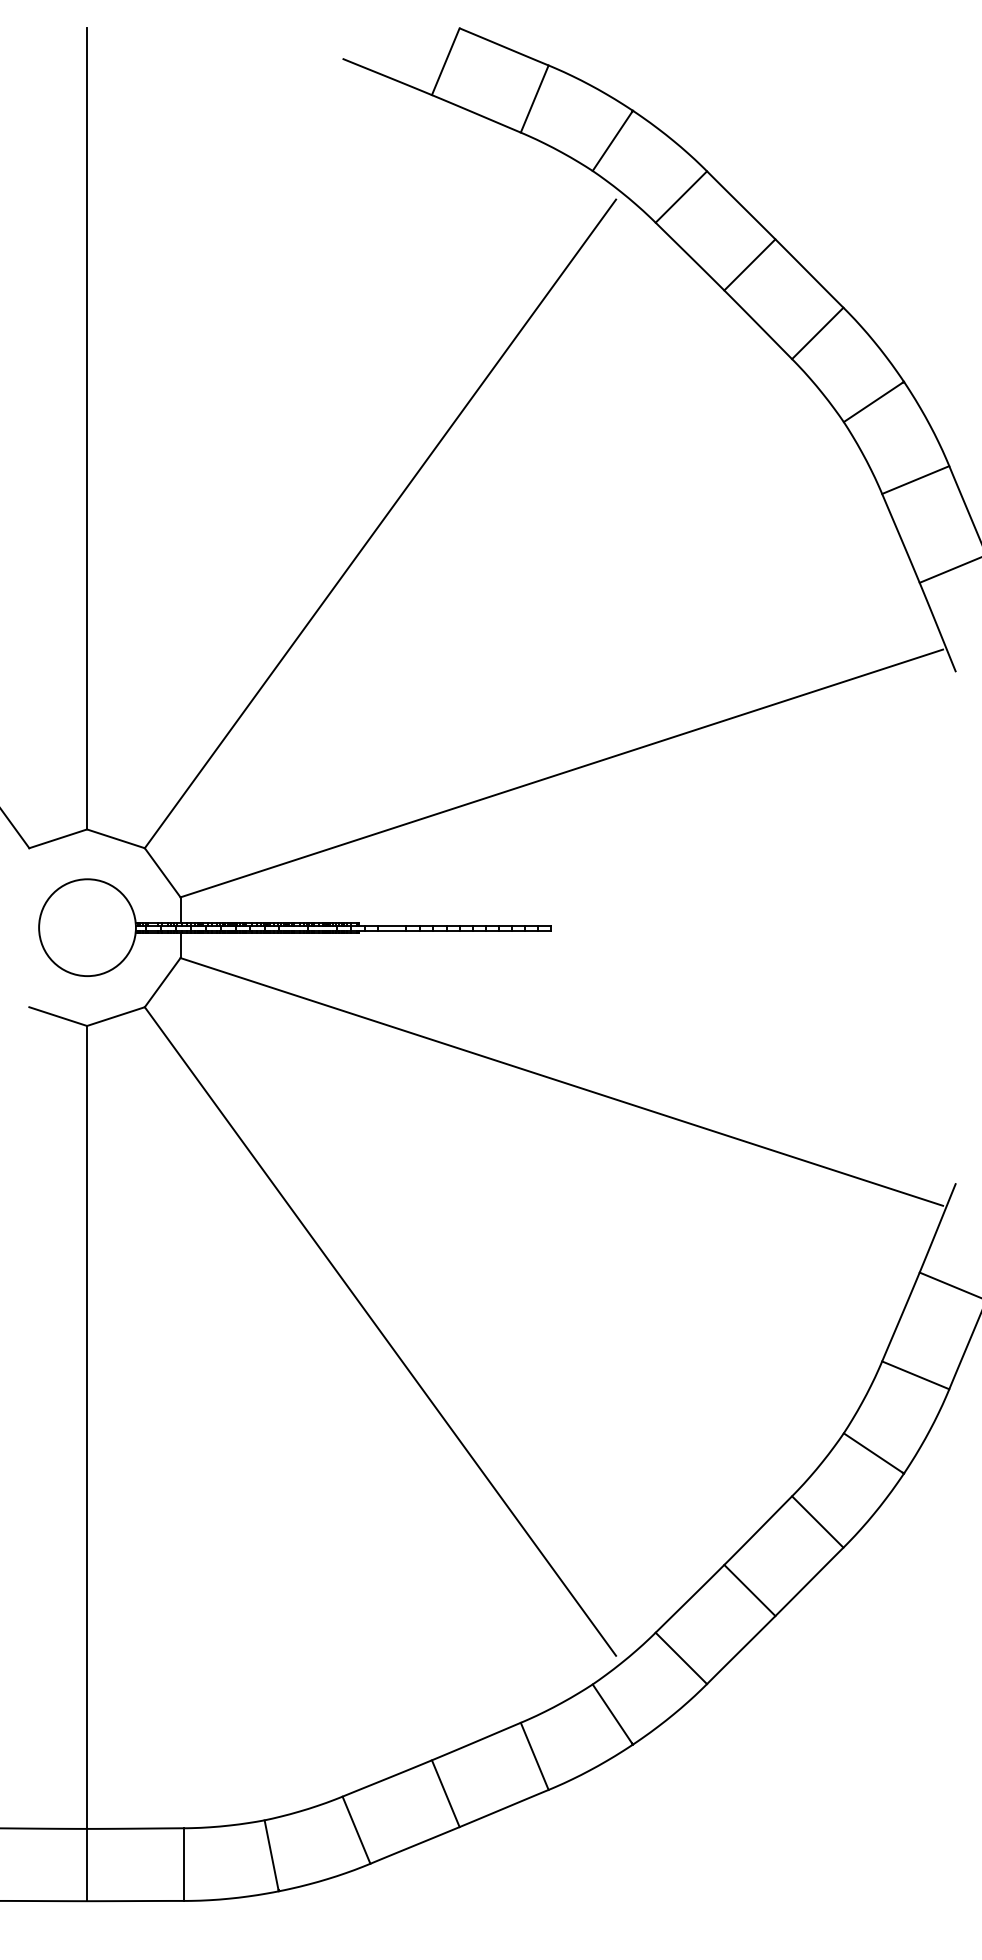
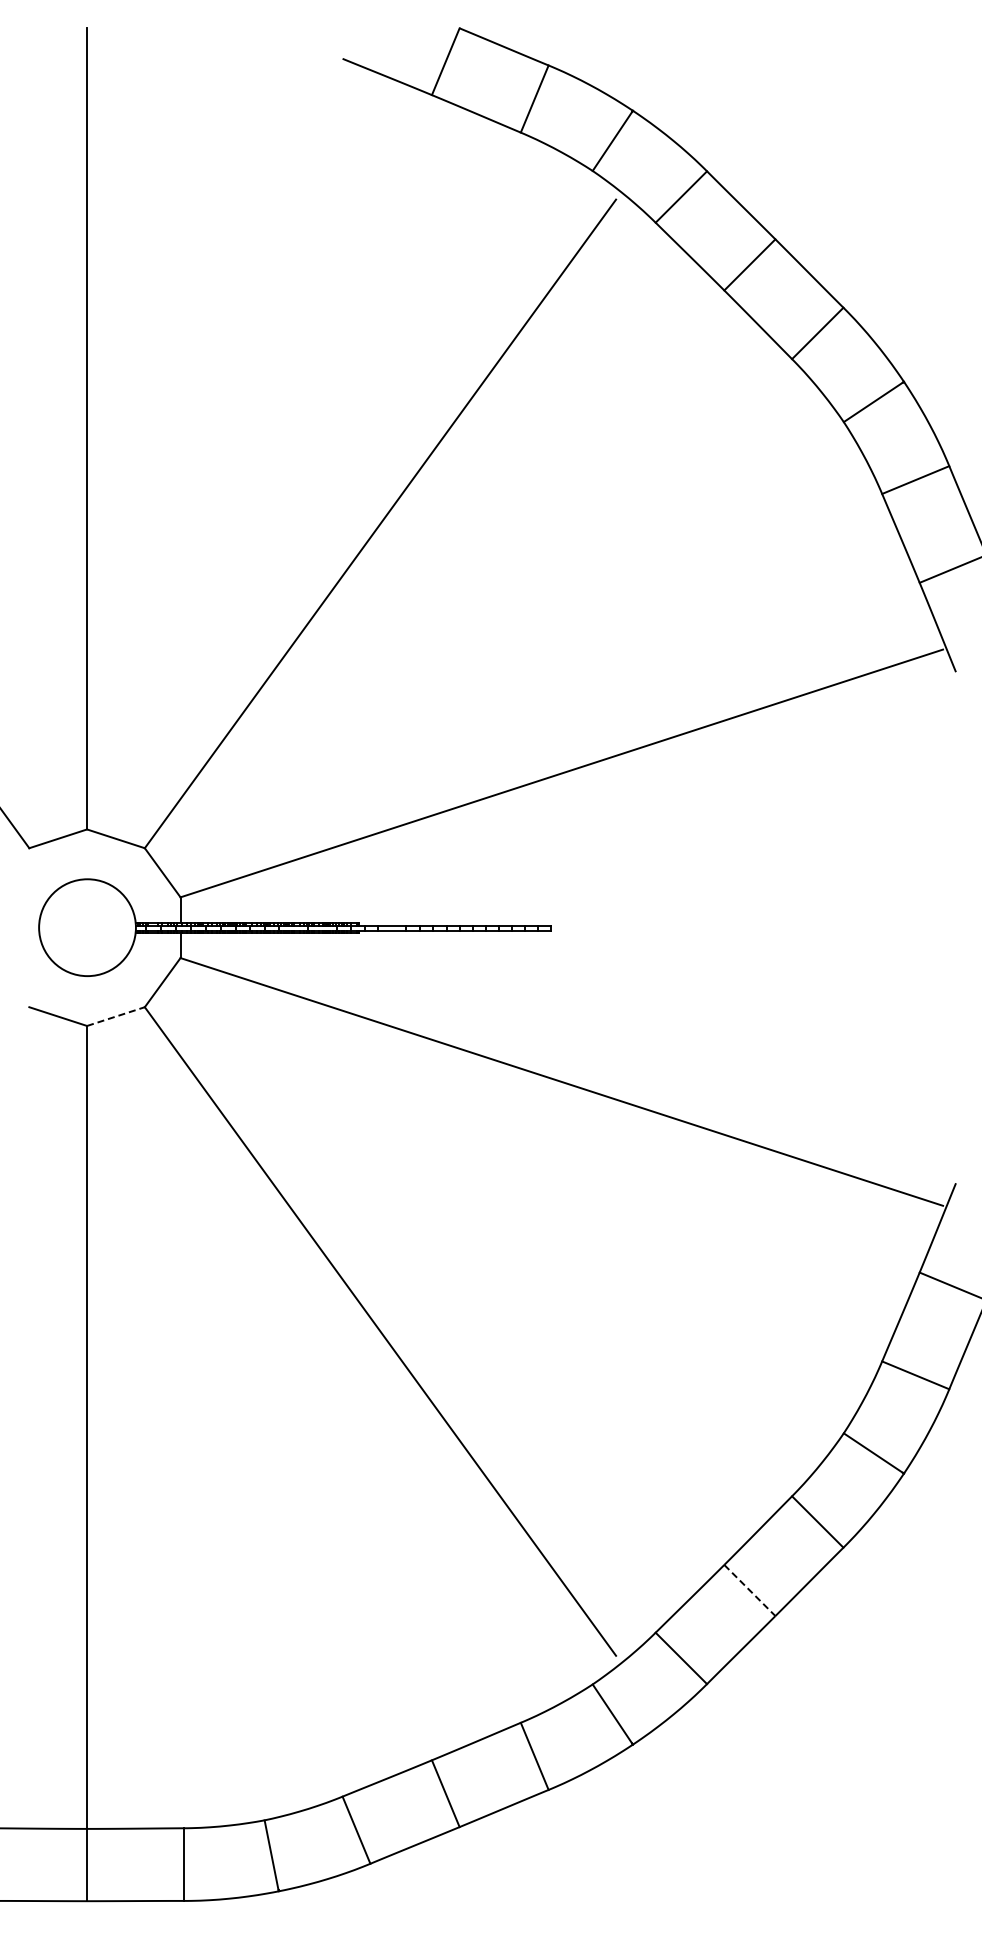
line: solid -> dashed (116, 1016)
line: solid -> dashed (750, 1590)
